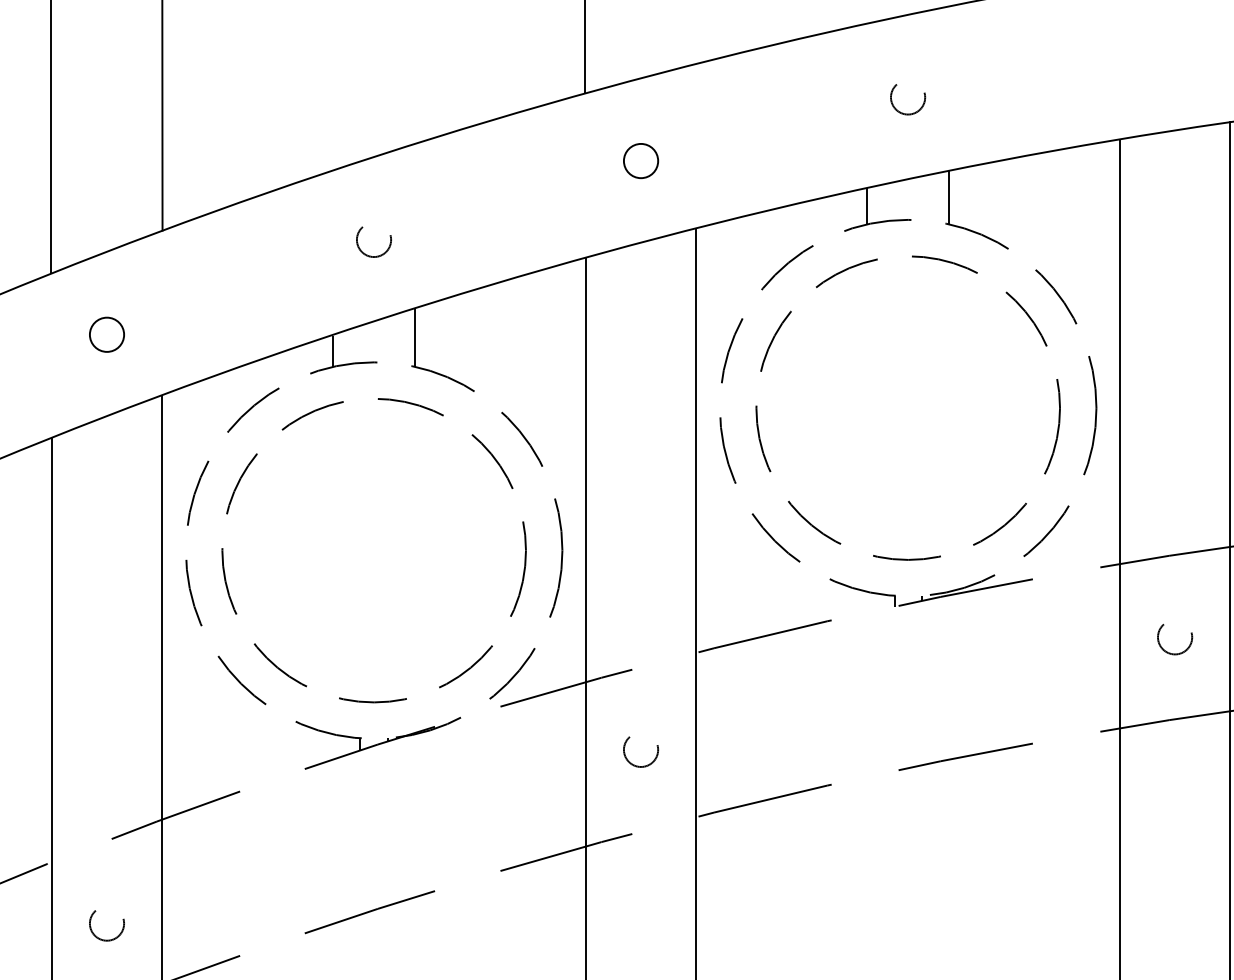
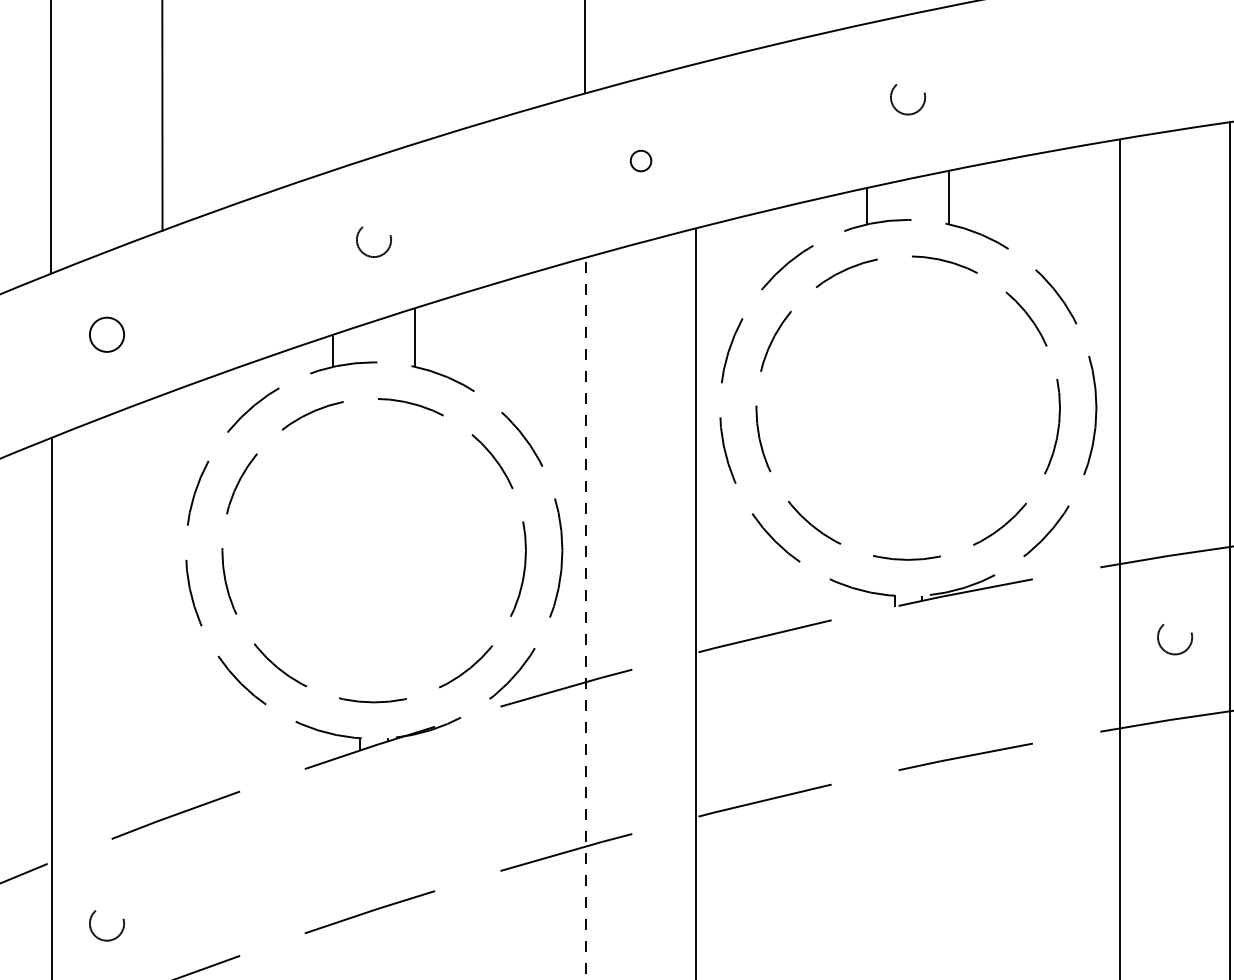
circle diameter: 34 px -> 21 px (640, 160)
line: solid -> dashed (586, 618)
line: present -> none (161, 686)
circle: present -> none (640, 751)
